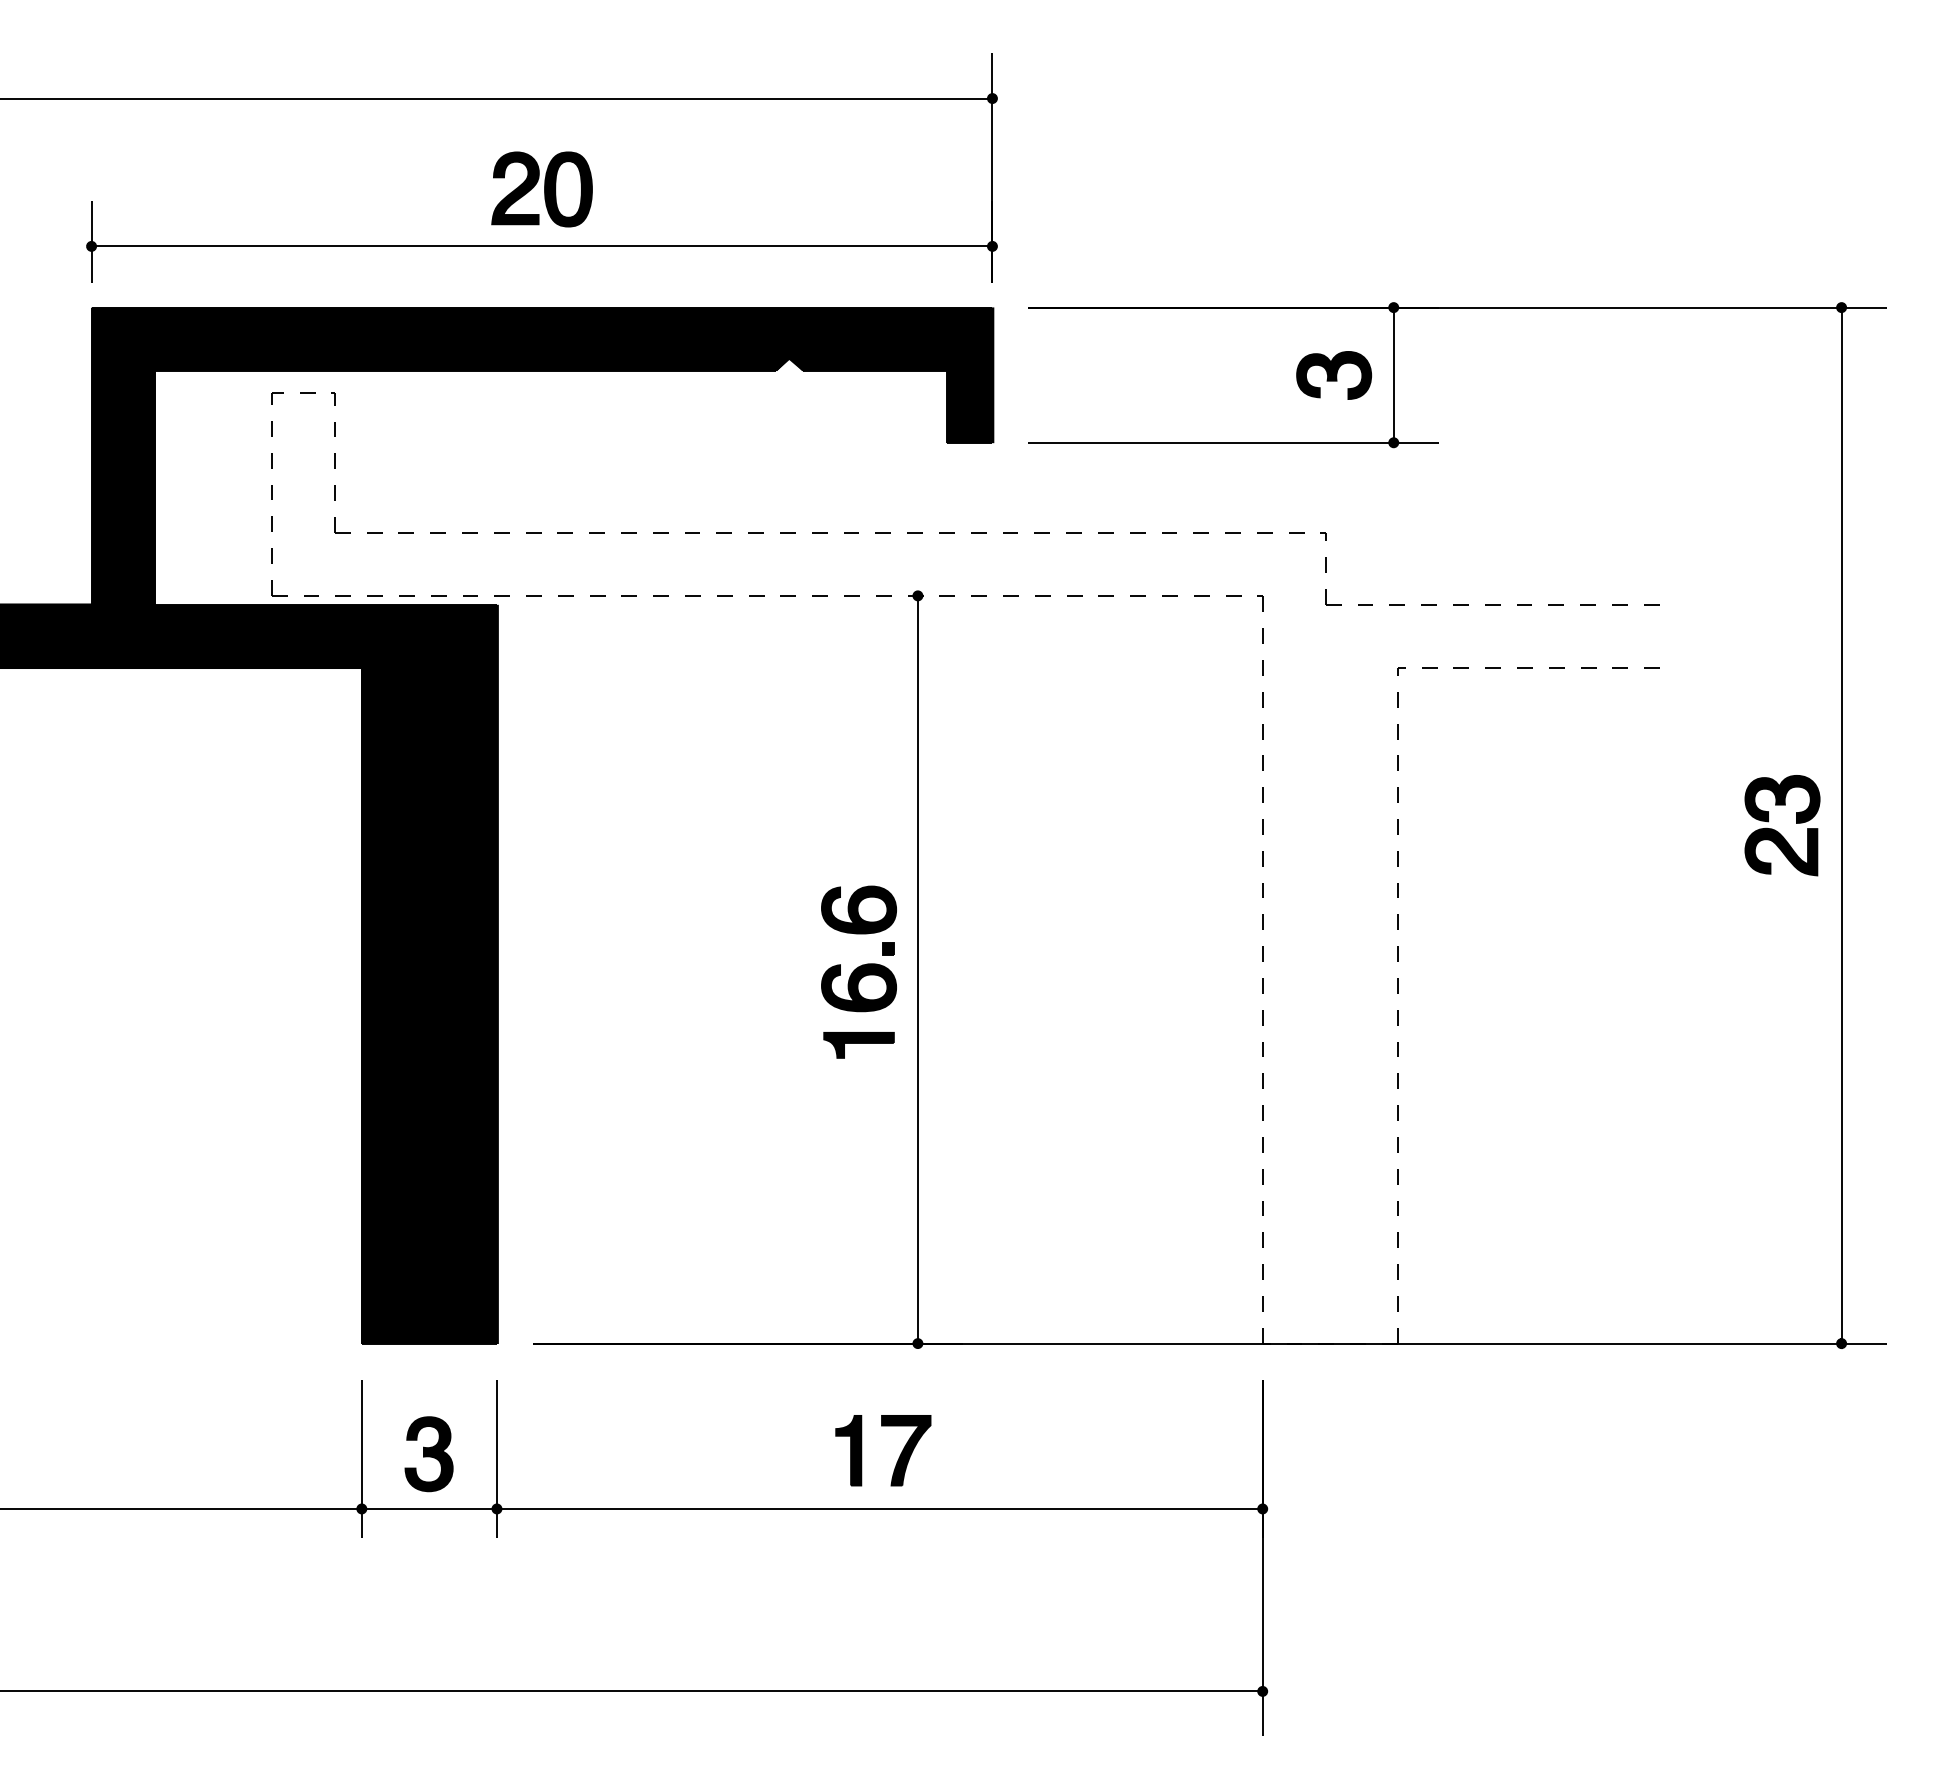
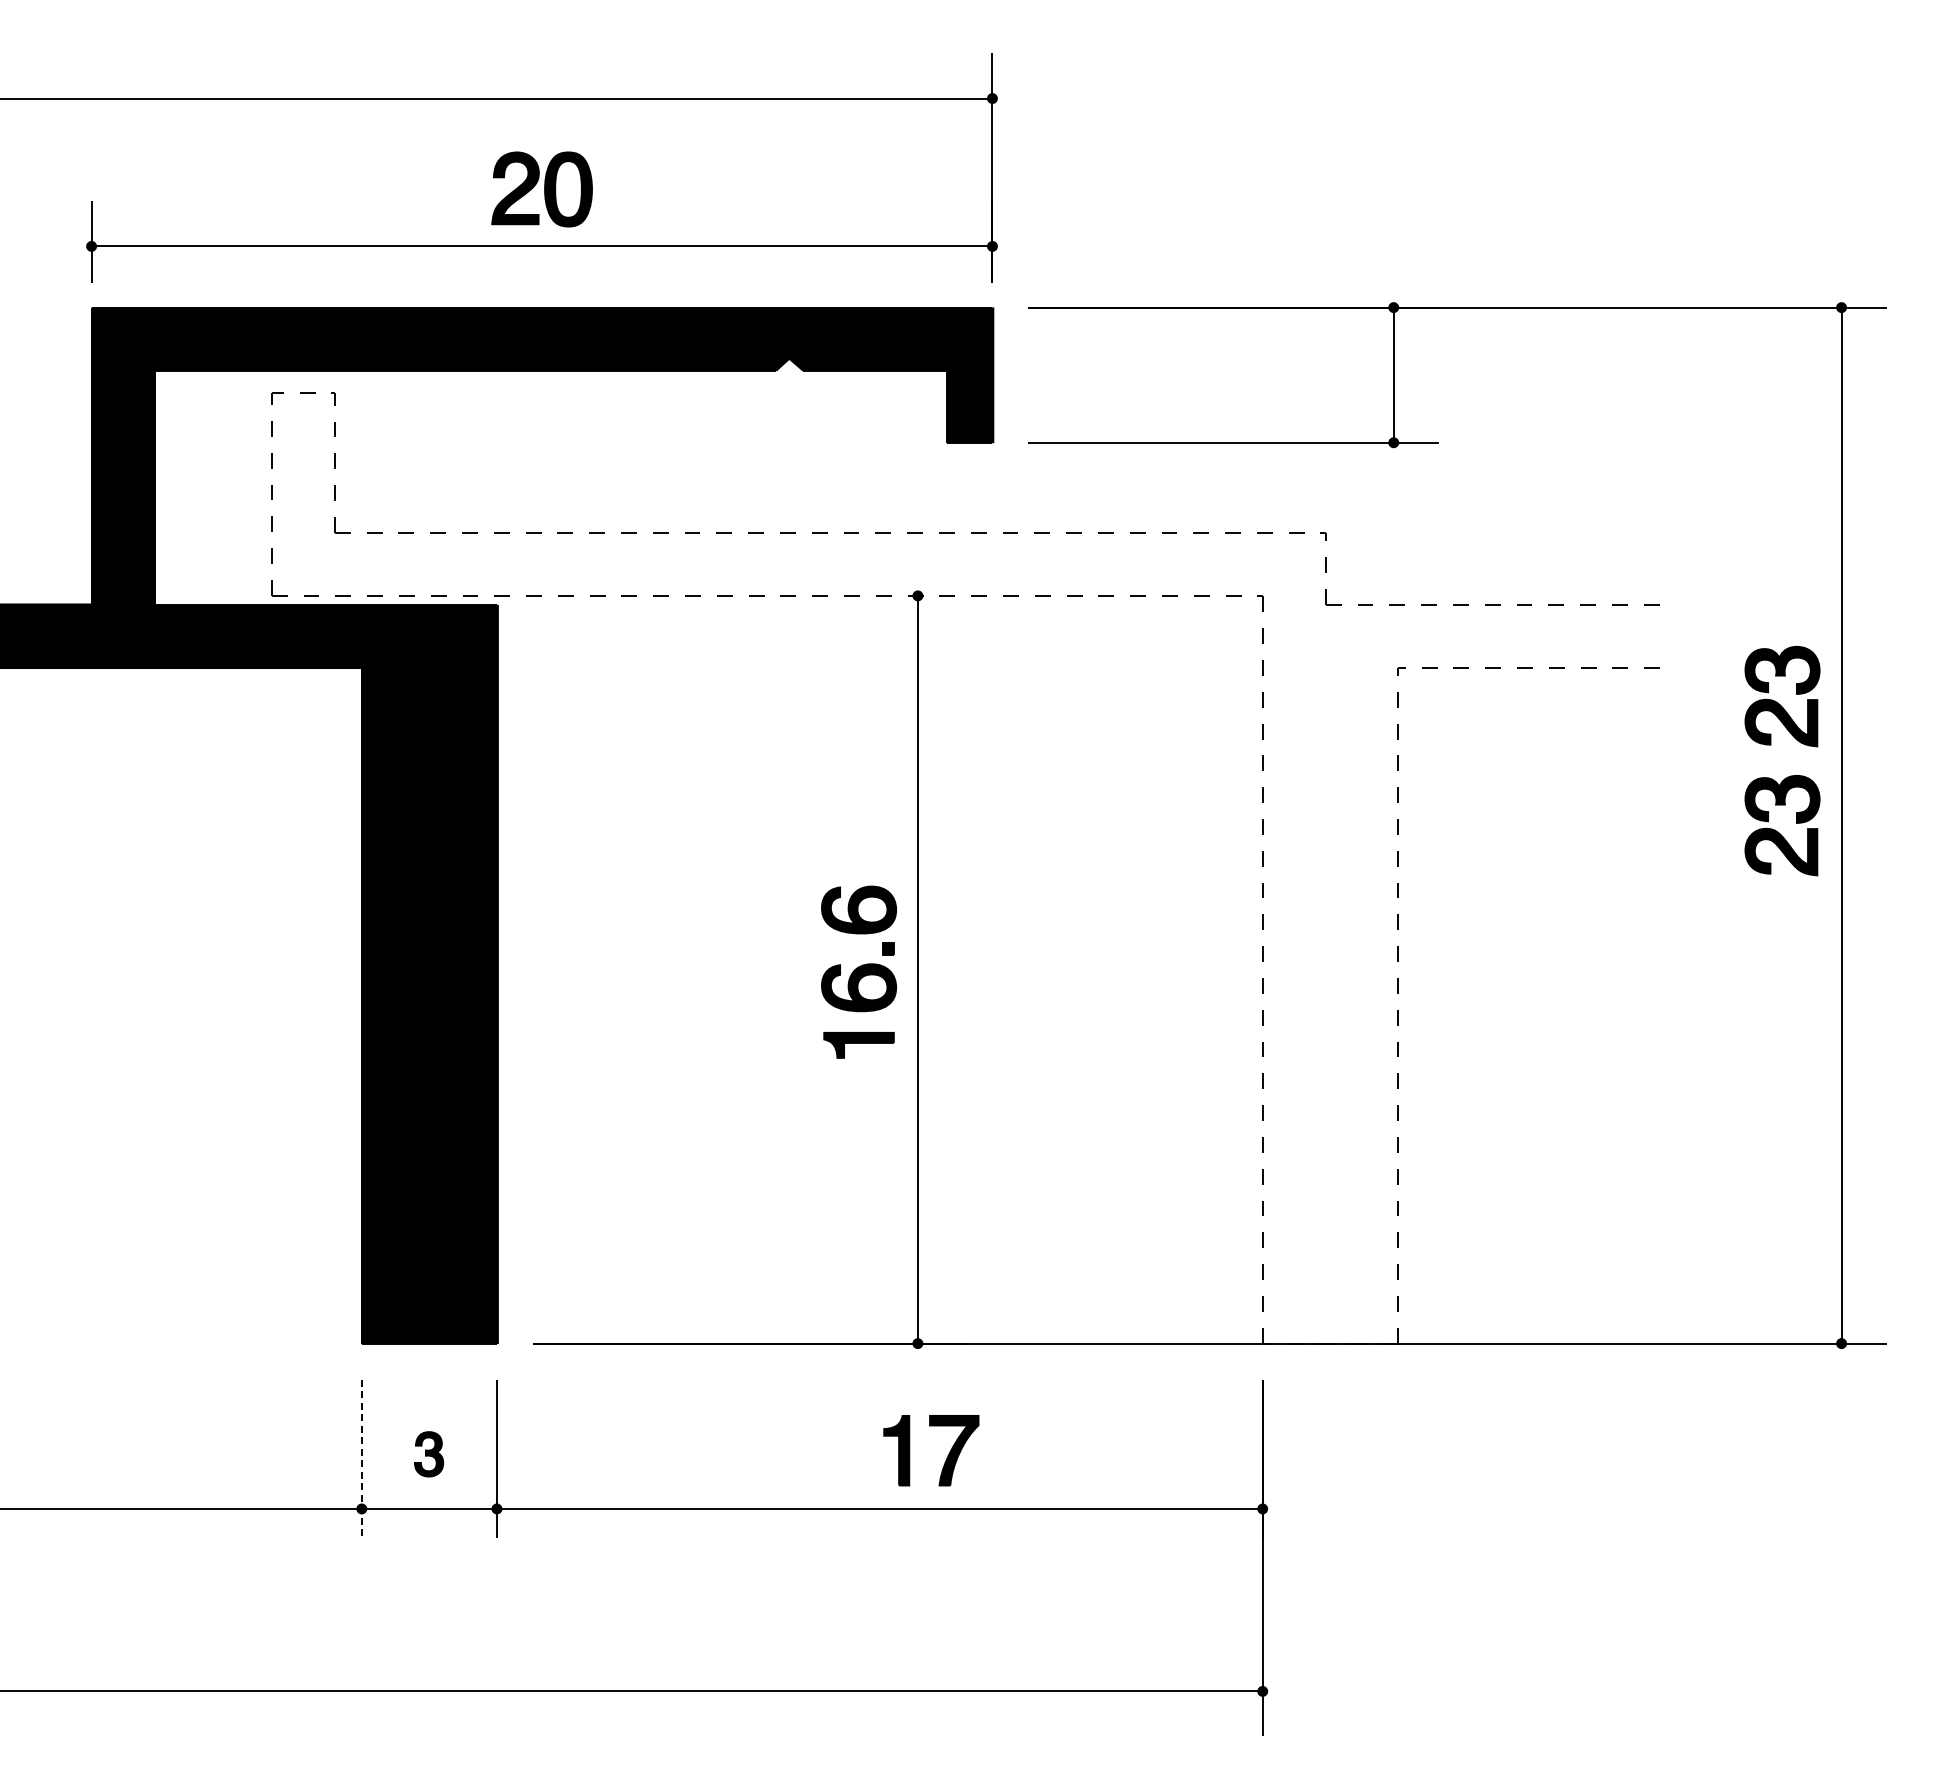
part: present -> none (1334, 375)
part: none -> present (1778, 702)
part size: 50x77 px -> 31x47 px (429, 1454)
part position: (898, 1457) -> (946, 1457) (946, 1457)
line: solid -> dashed (361, 1459)
